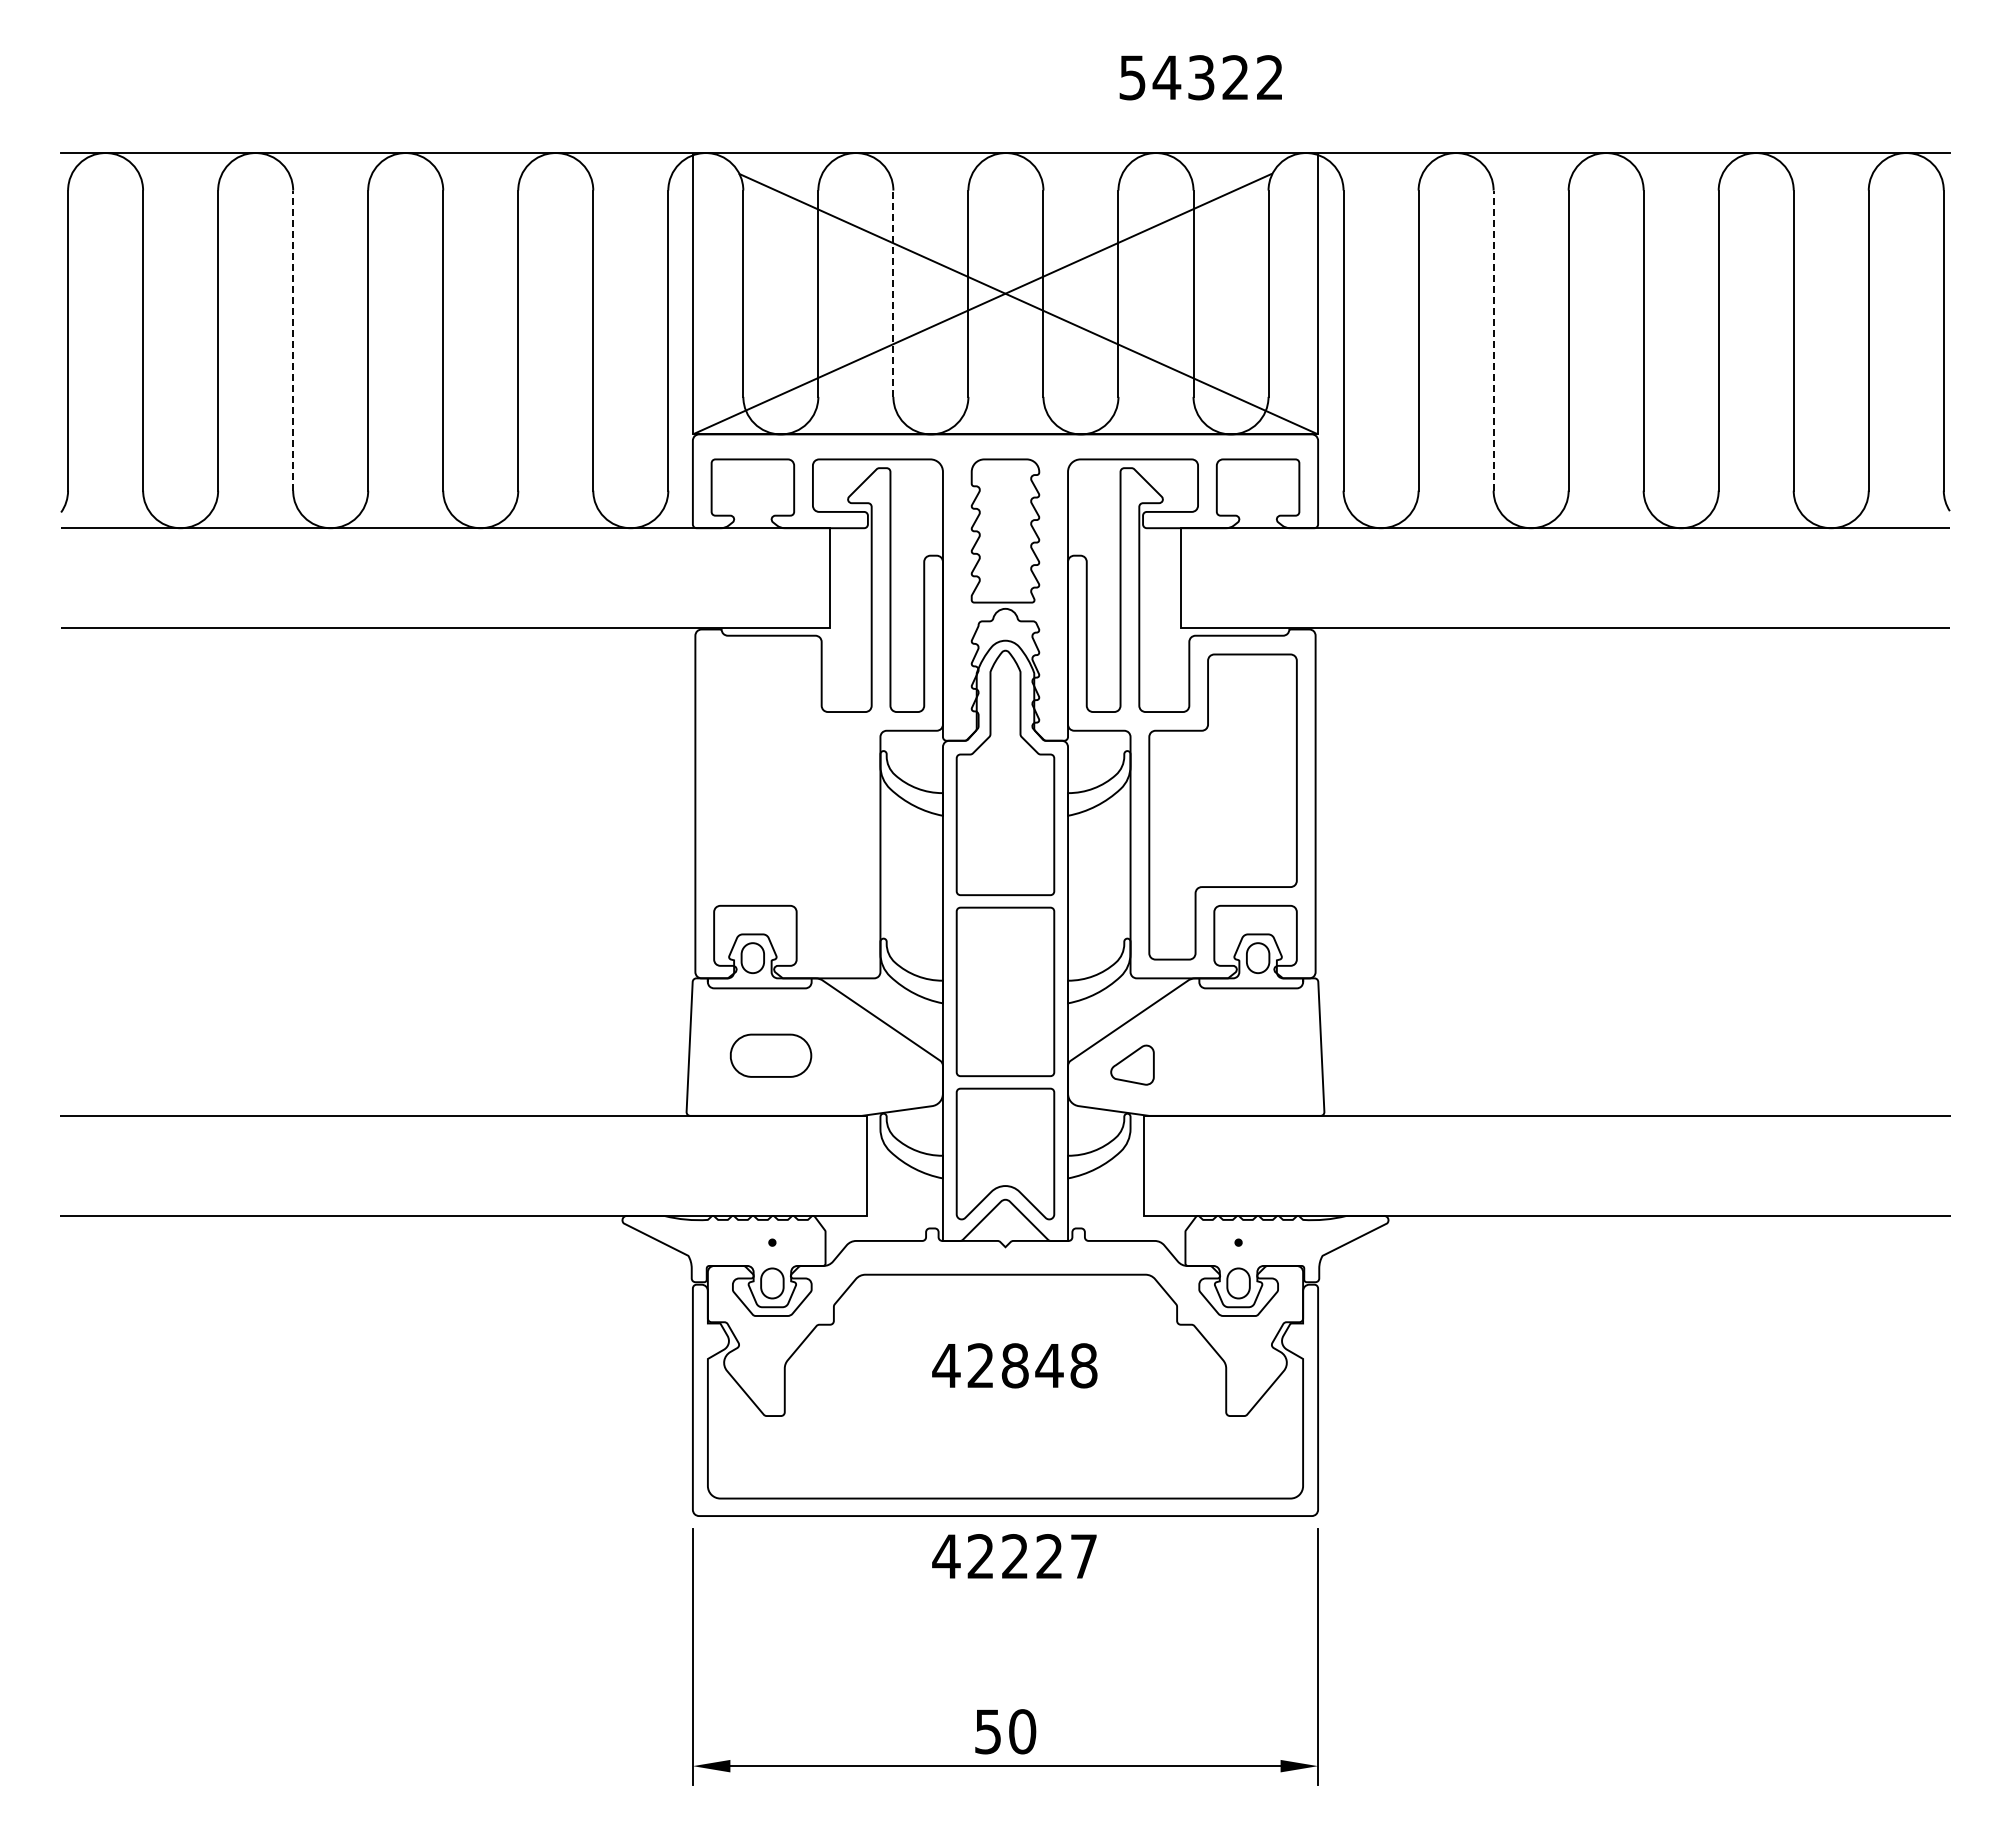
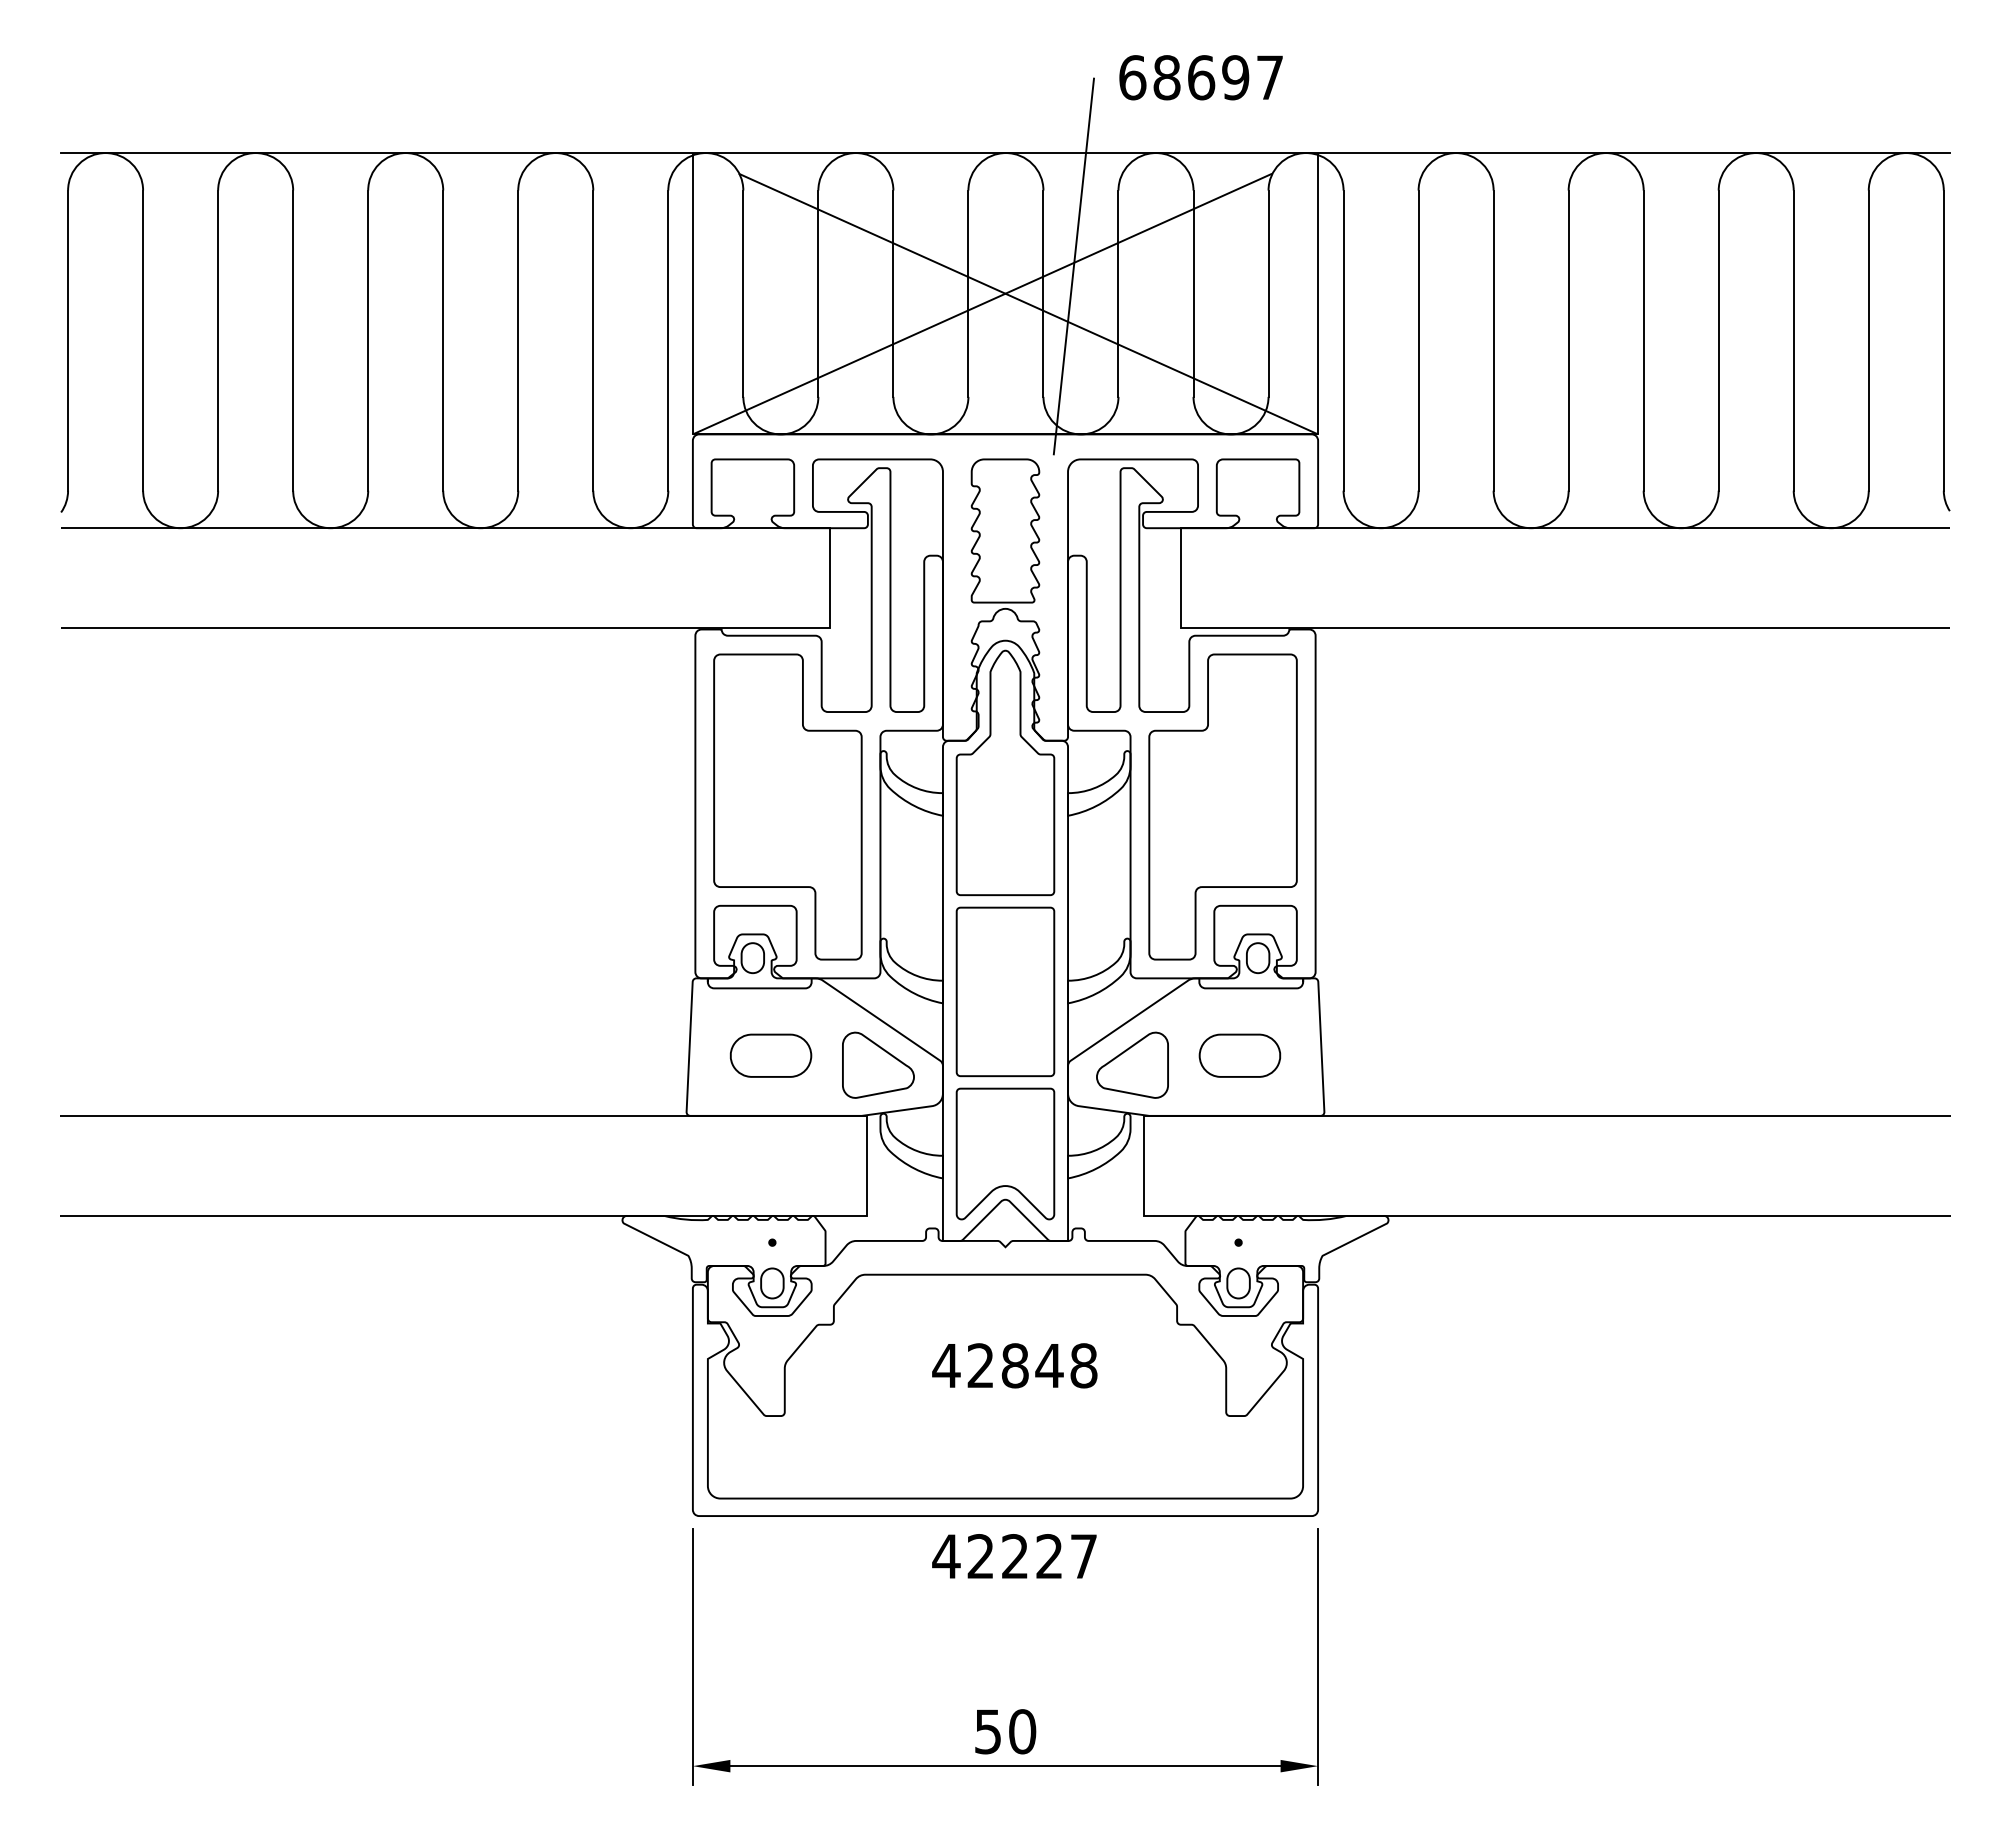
text: 54322 -> 68697 (1200, 77)
line: none -> present (1073, 266)
line: dashed -> solid (893, 293)
line: dashed -> solid (293, 340)
line: dashed -> solid (1493, 340)
part: none -> present (787, 806)
part: none -> present (1239, 1055)
part: none -> present (878, 1064)
part size: 45x42 px -> 73x68 px (1132, 1064)
